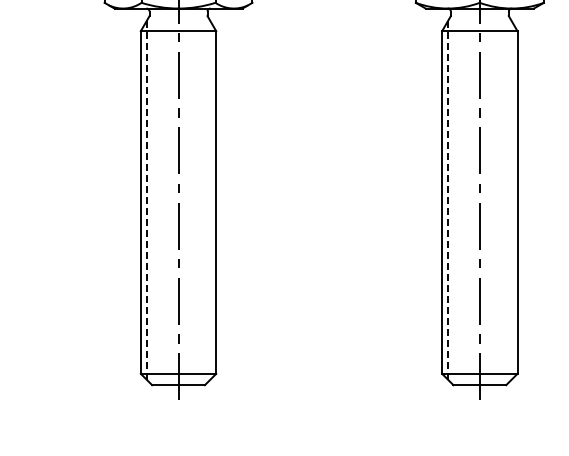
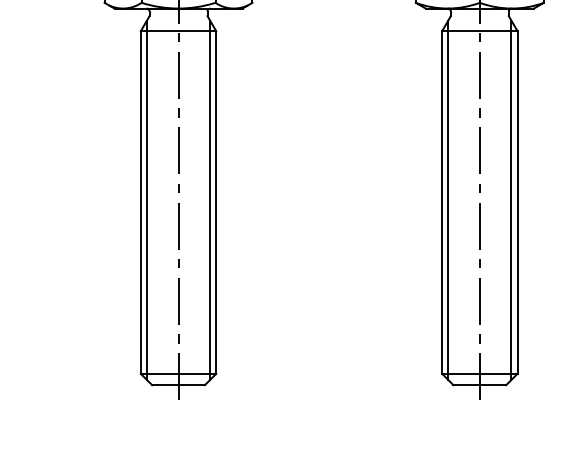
line: dashed -> solid (146, 200)
line: none -> present (210, 200)
line: dashed -> solid (448, 200)
line: none -> present (511, 200)
